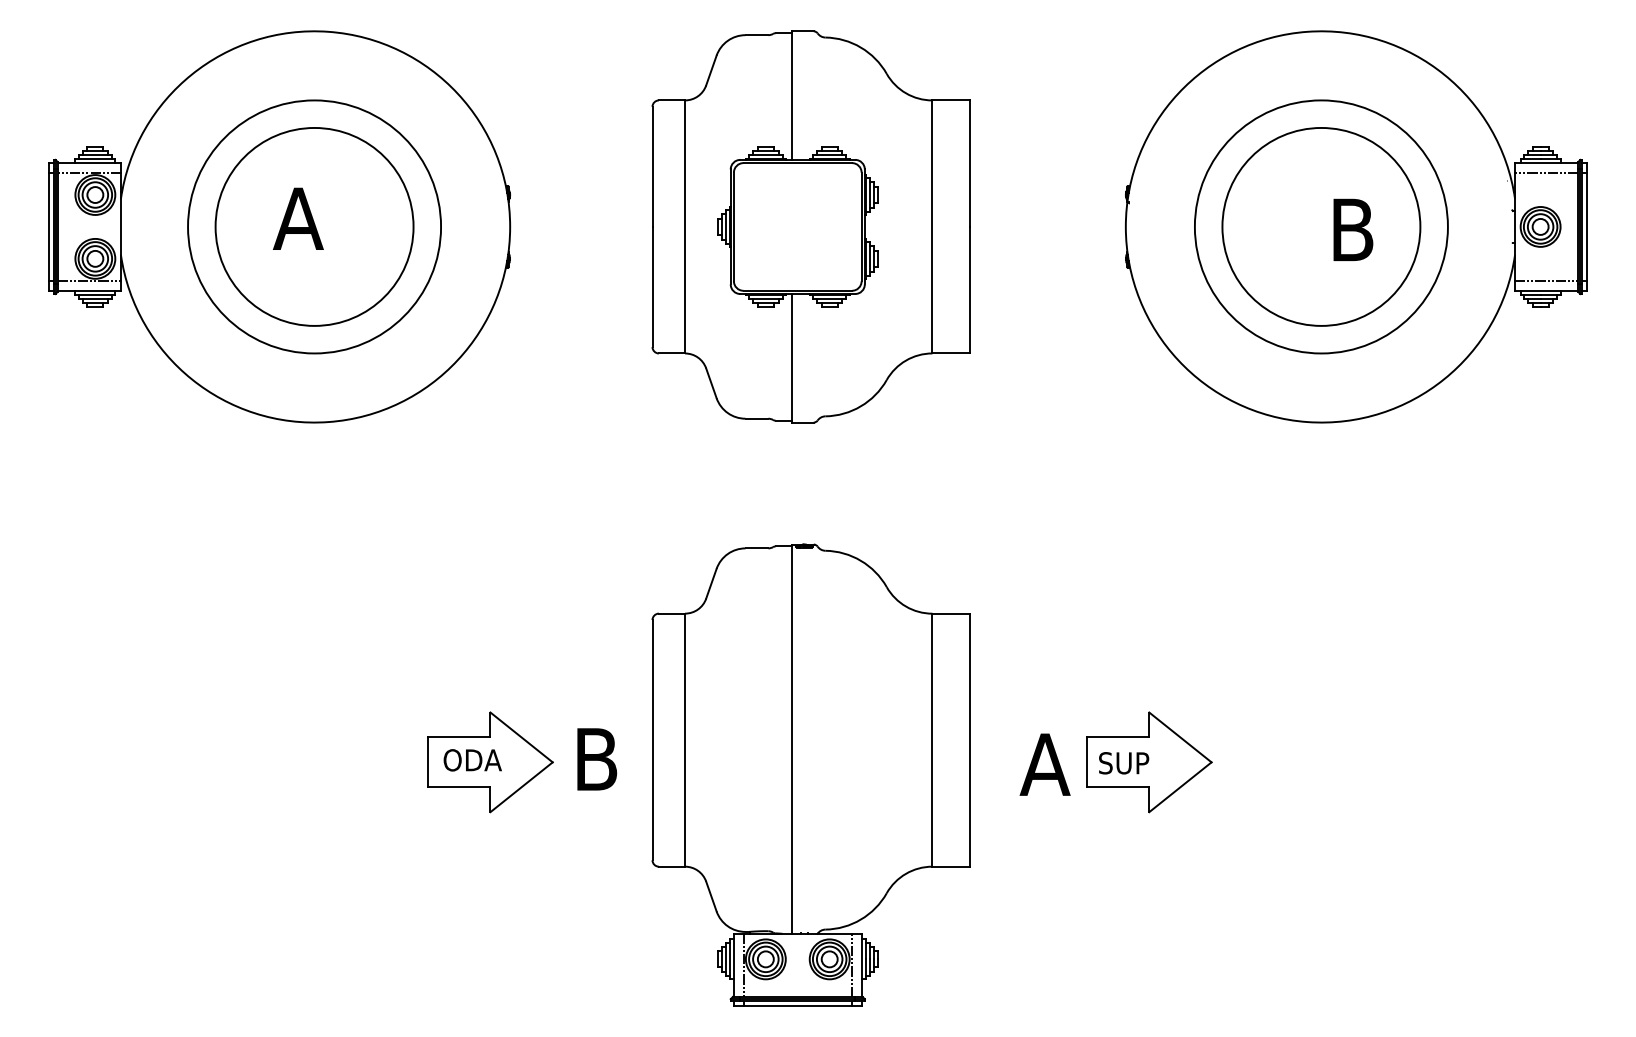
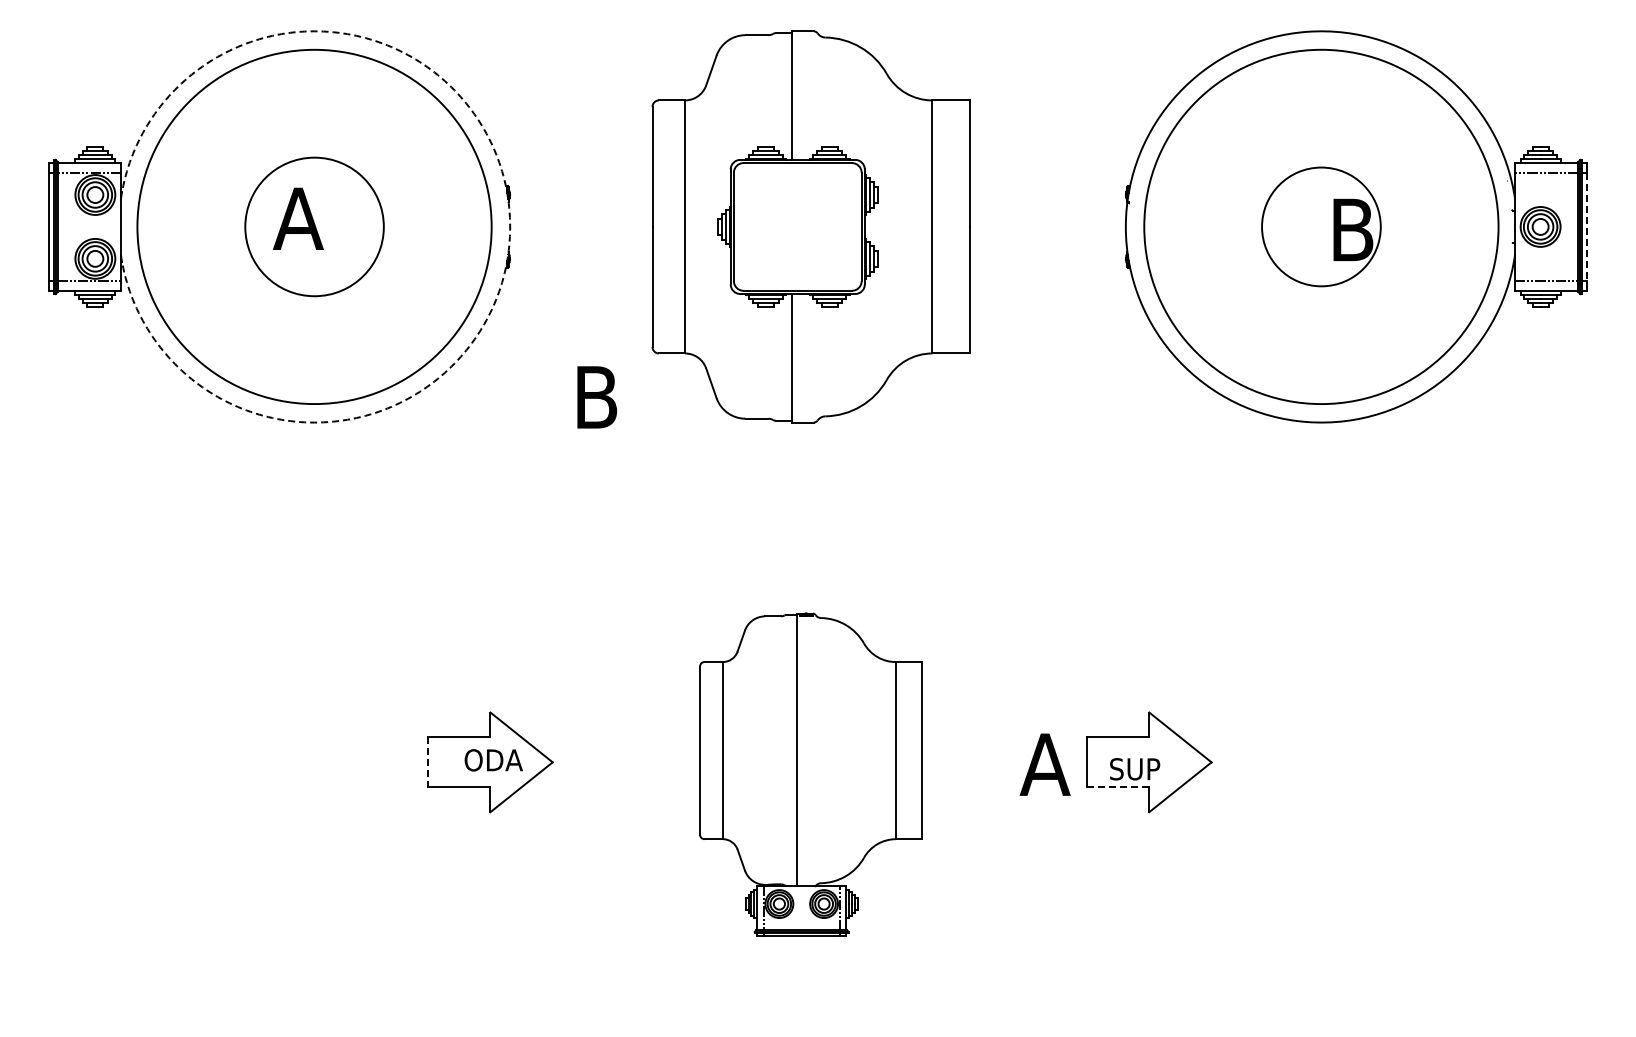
circle diameter: 198 px -> 139 px (314, 226)
circle diameter: 253 px -> 354 px (314, 226)
arc: solid -> dashed (510, 226)
circle diameter: 253 px -> 354 px (1321, 226)
circle diameter: 198 px -> 119 px (1321, 226)
line: solid -> dashed (1586, 227)
text position: (597, 759) -> (597, 397) (597, 397)
text position: (472, 760) -> (493, 760) (493, 760)
line: solid -> dashed (428, 762)
text position: (1124, 763) -> (1135, 769) (1135, 769)
part size: 320x464 px -> 224x325 px (810, 774)
line: solid -> dashed (1117, 787)
